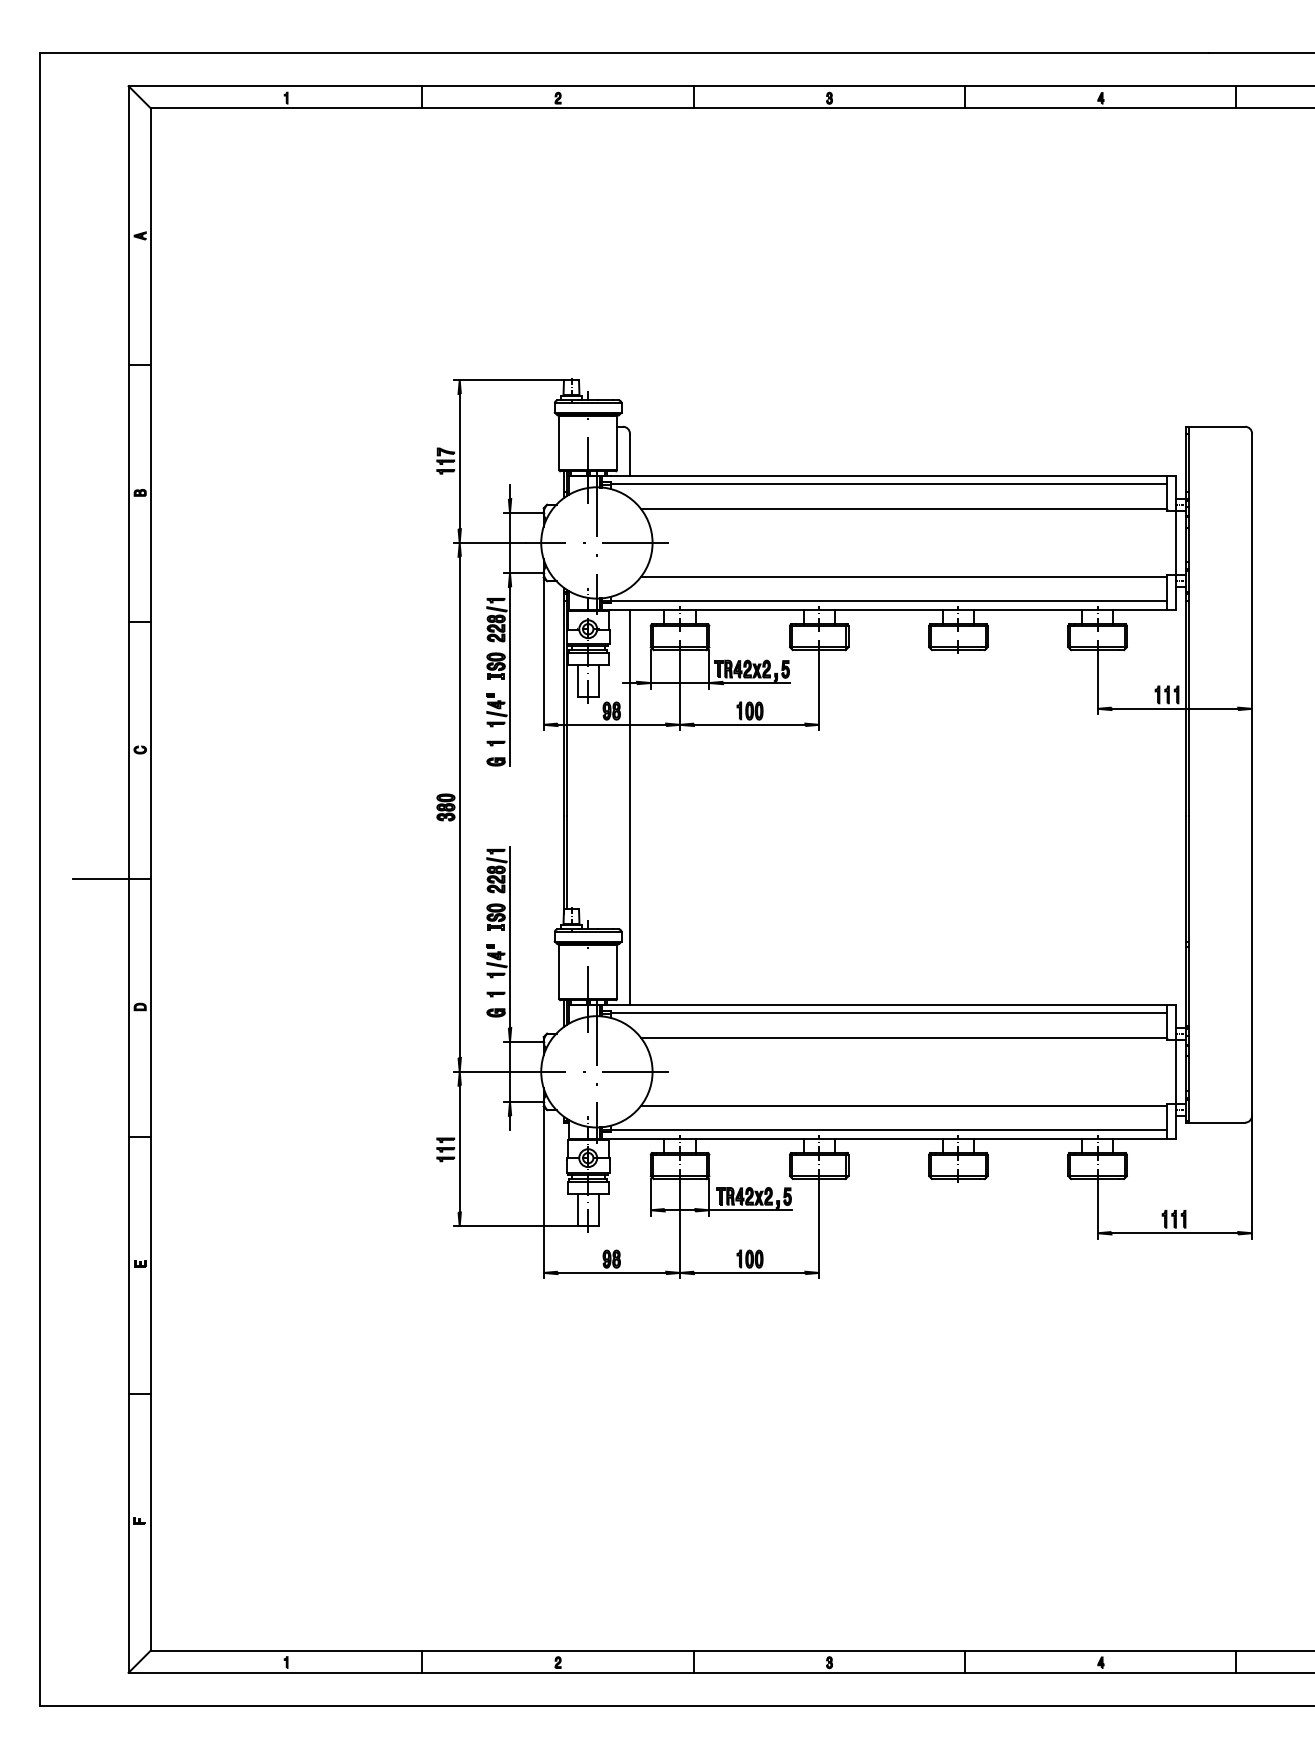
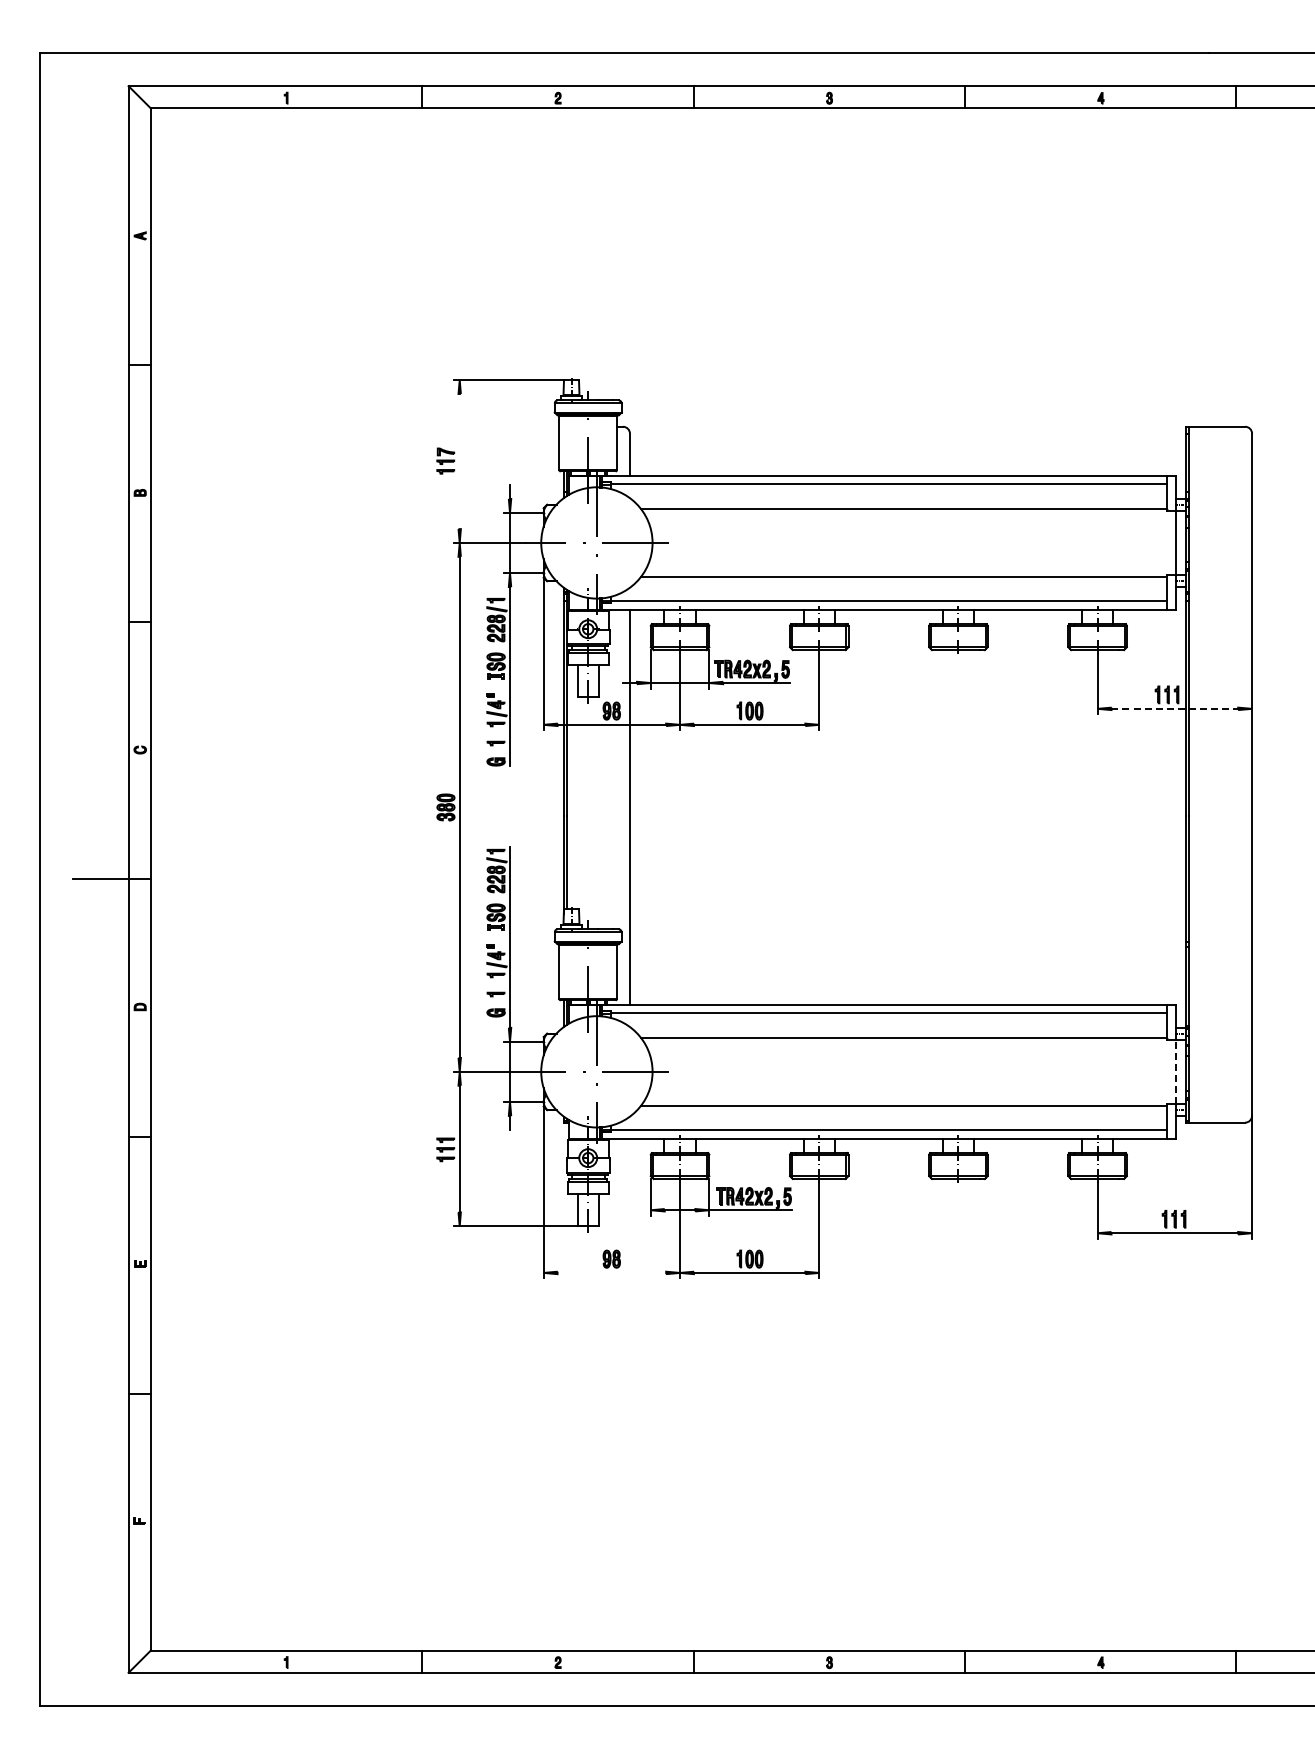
line: present -> none (459, 461)
line: solid -> dashed (1175, 708)
line: solid -> dashed (1175, 1071)
line: present -> none (611, 1272)
